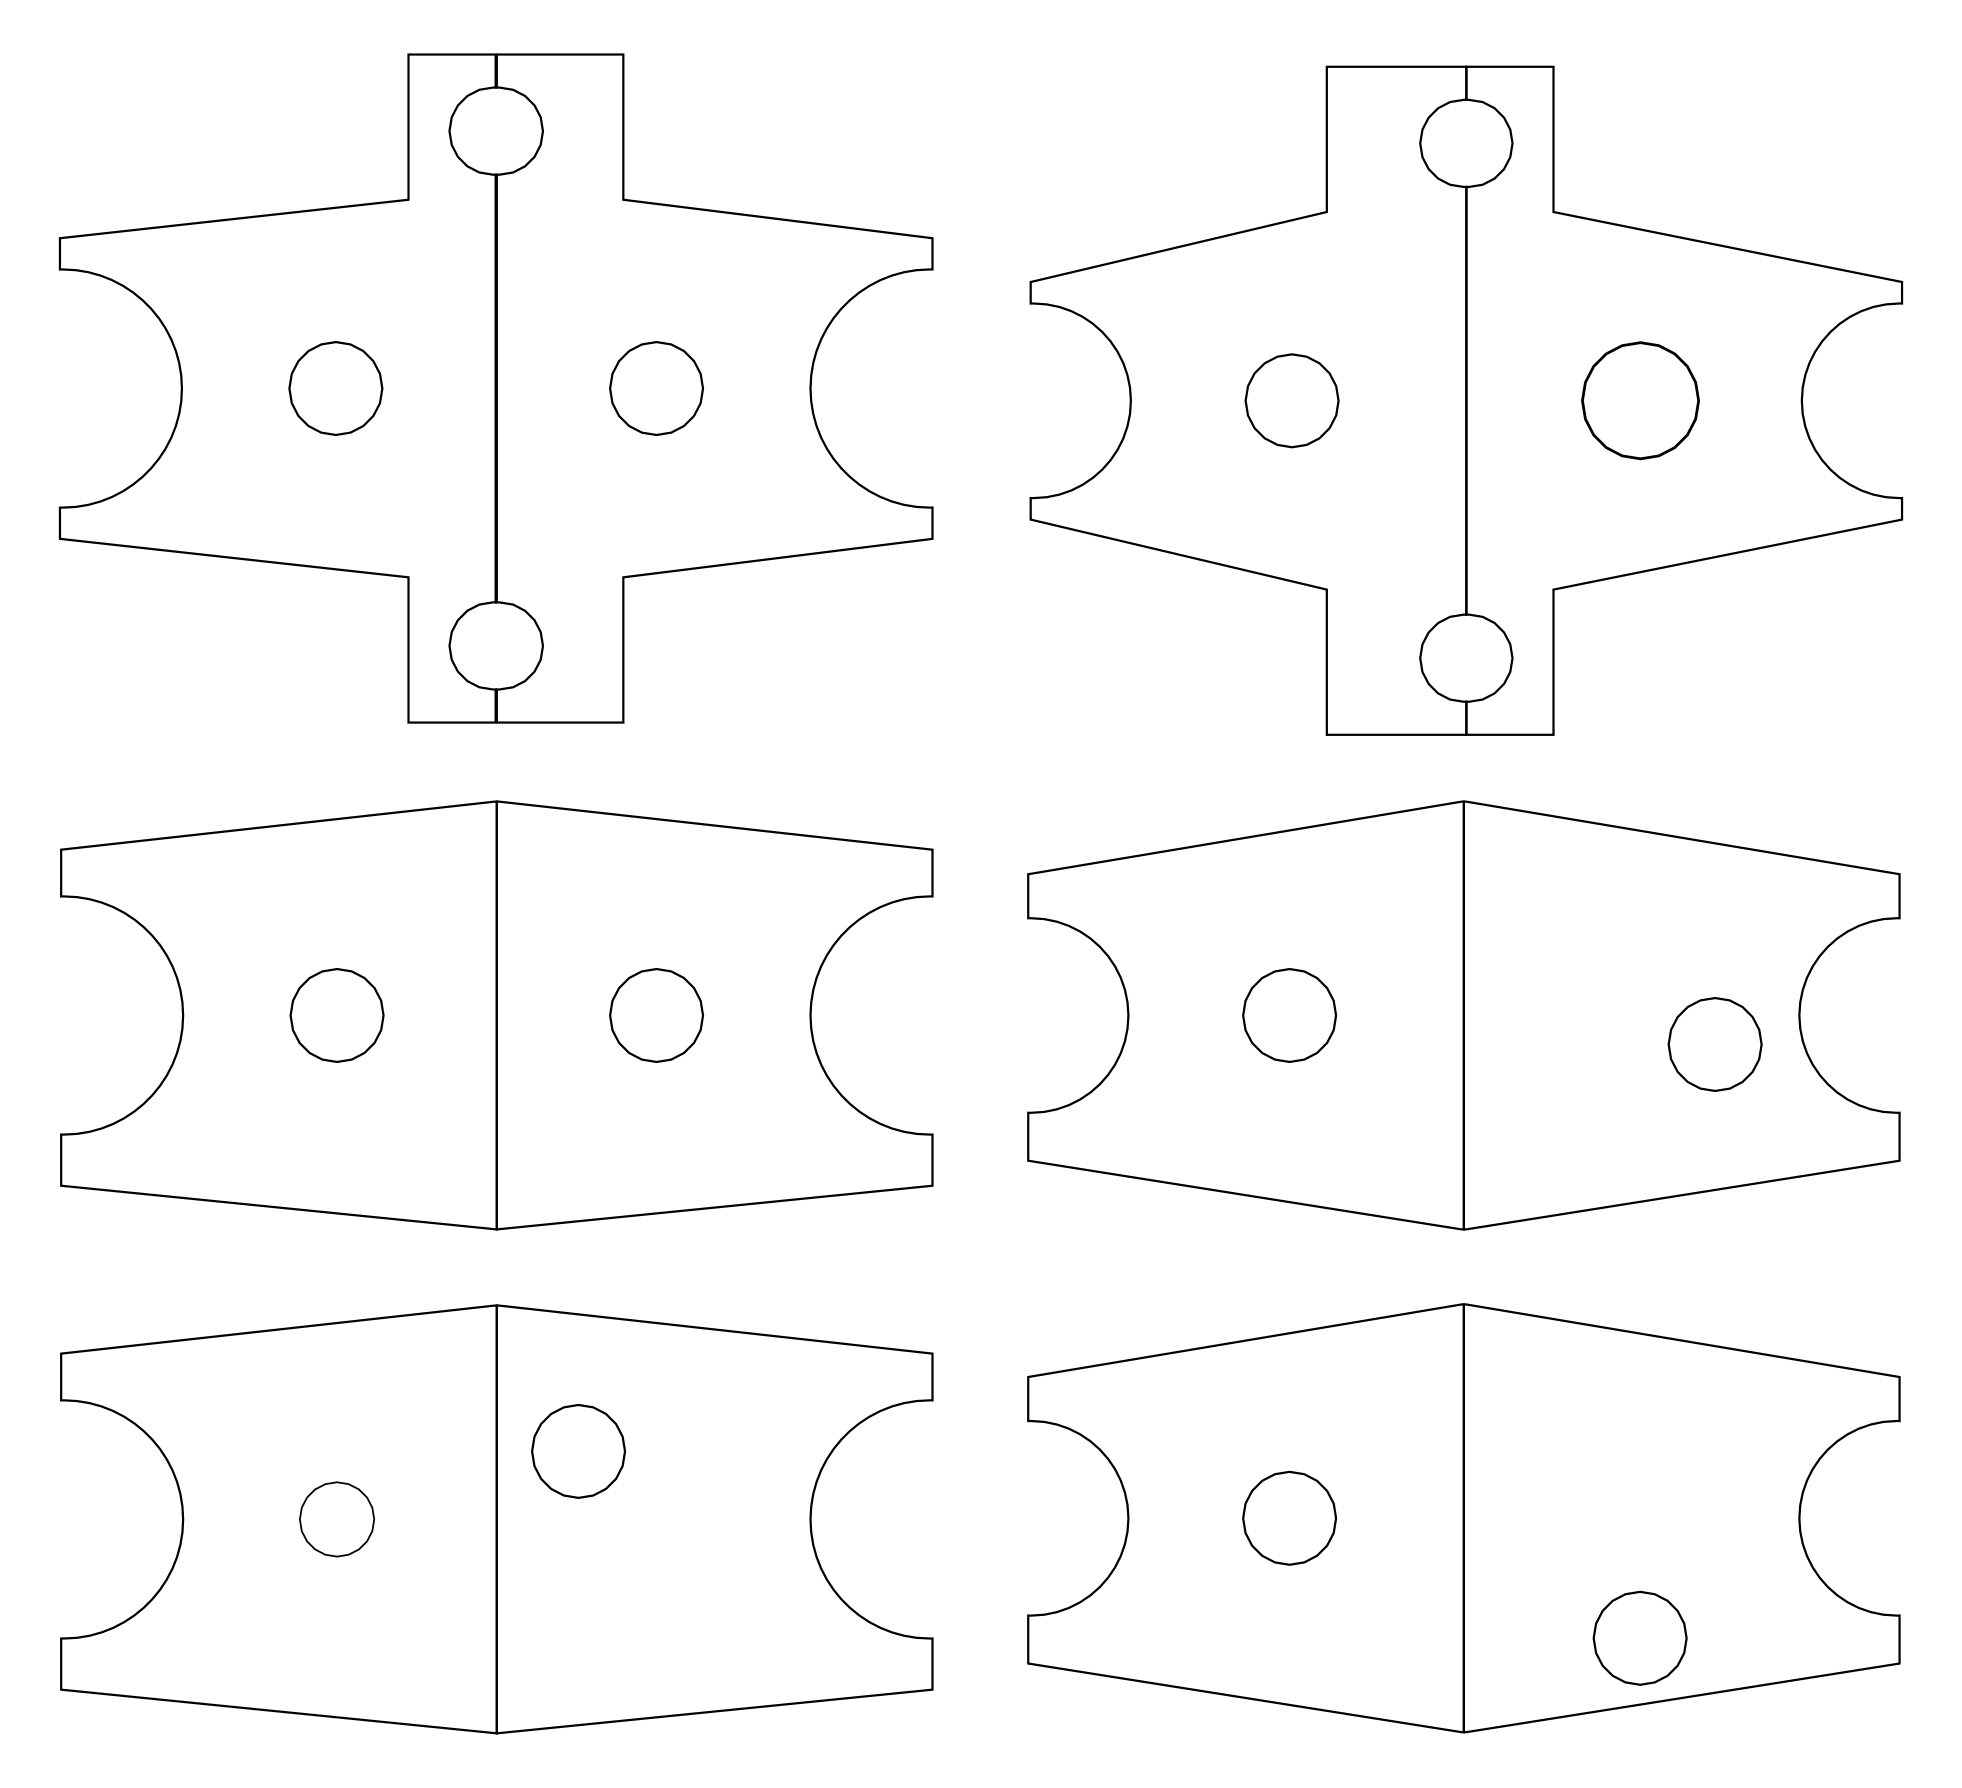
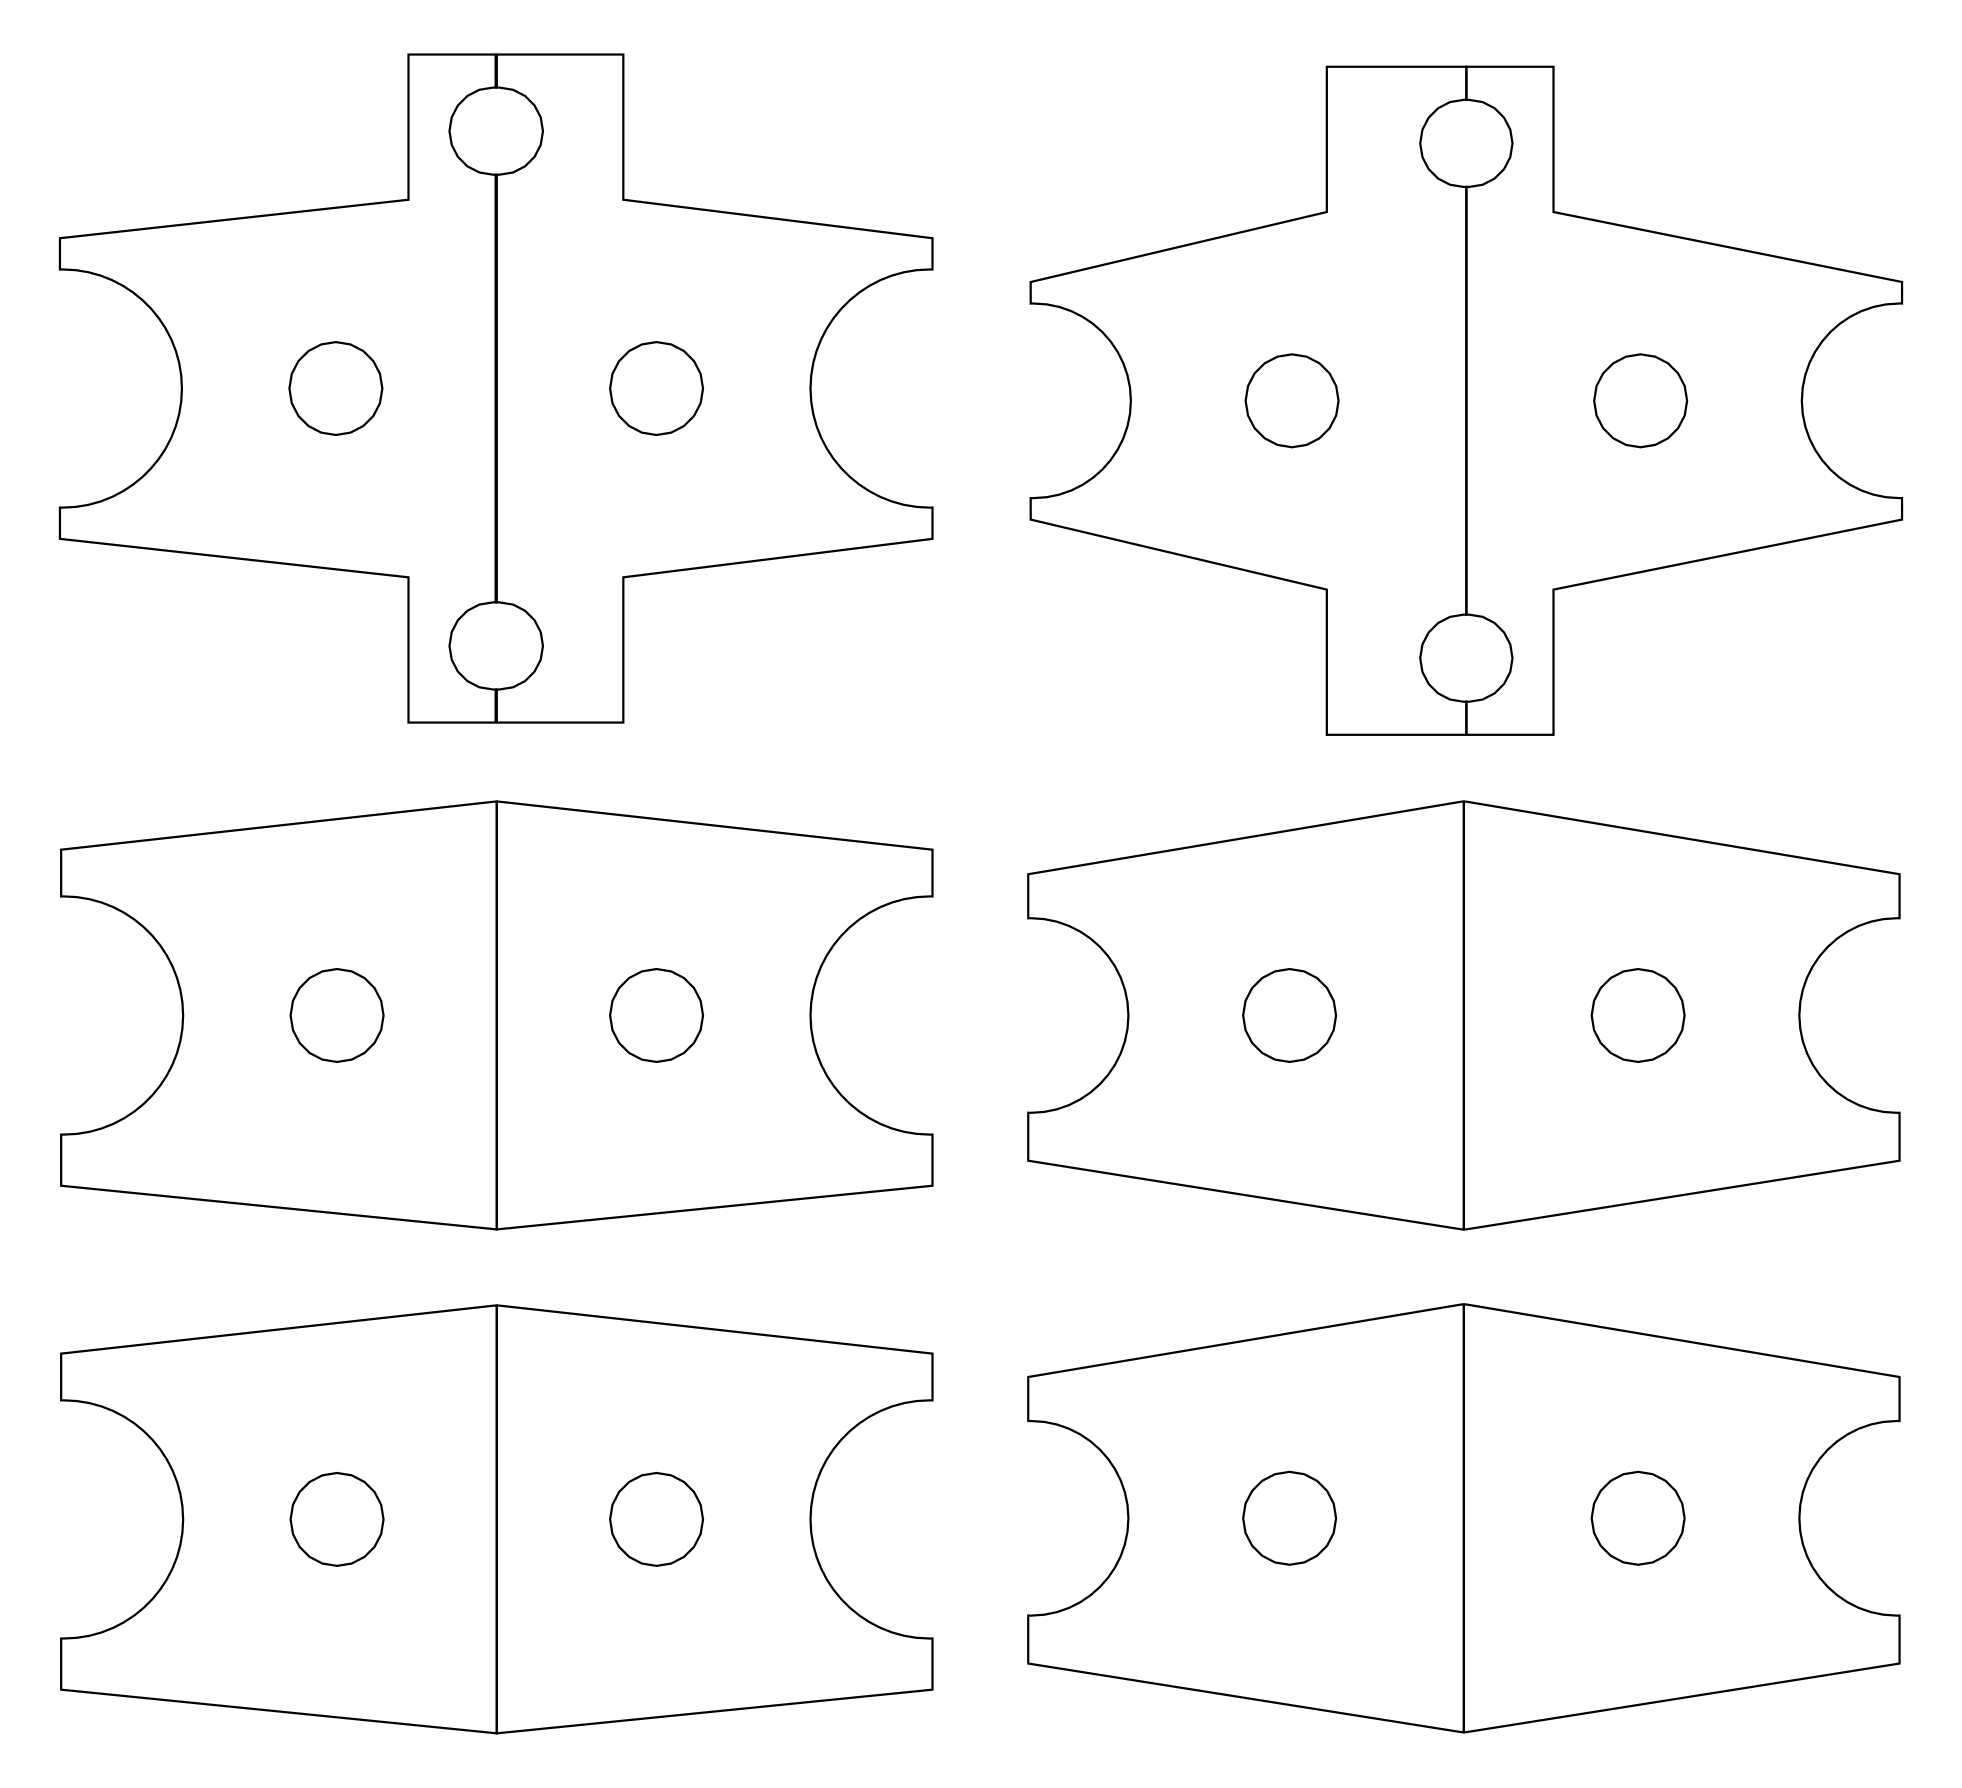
part size: 119x120 px -> 96x96 px (1640, 400)
part position: (1714, 1044) -> (1637, 1015) (1637, 1015)
part position: (578, 1451) -> (656, 1519) (656, 1519)
part size: 76x77 px -> 96x95 px (336, 1519)
part position: (1639, 1637) -> (1637, 1517) (1637, 1517)
